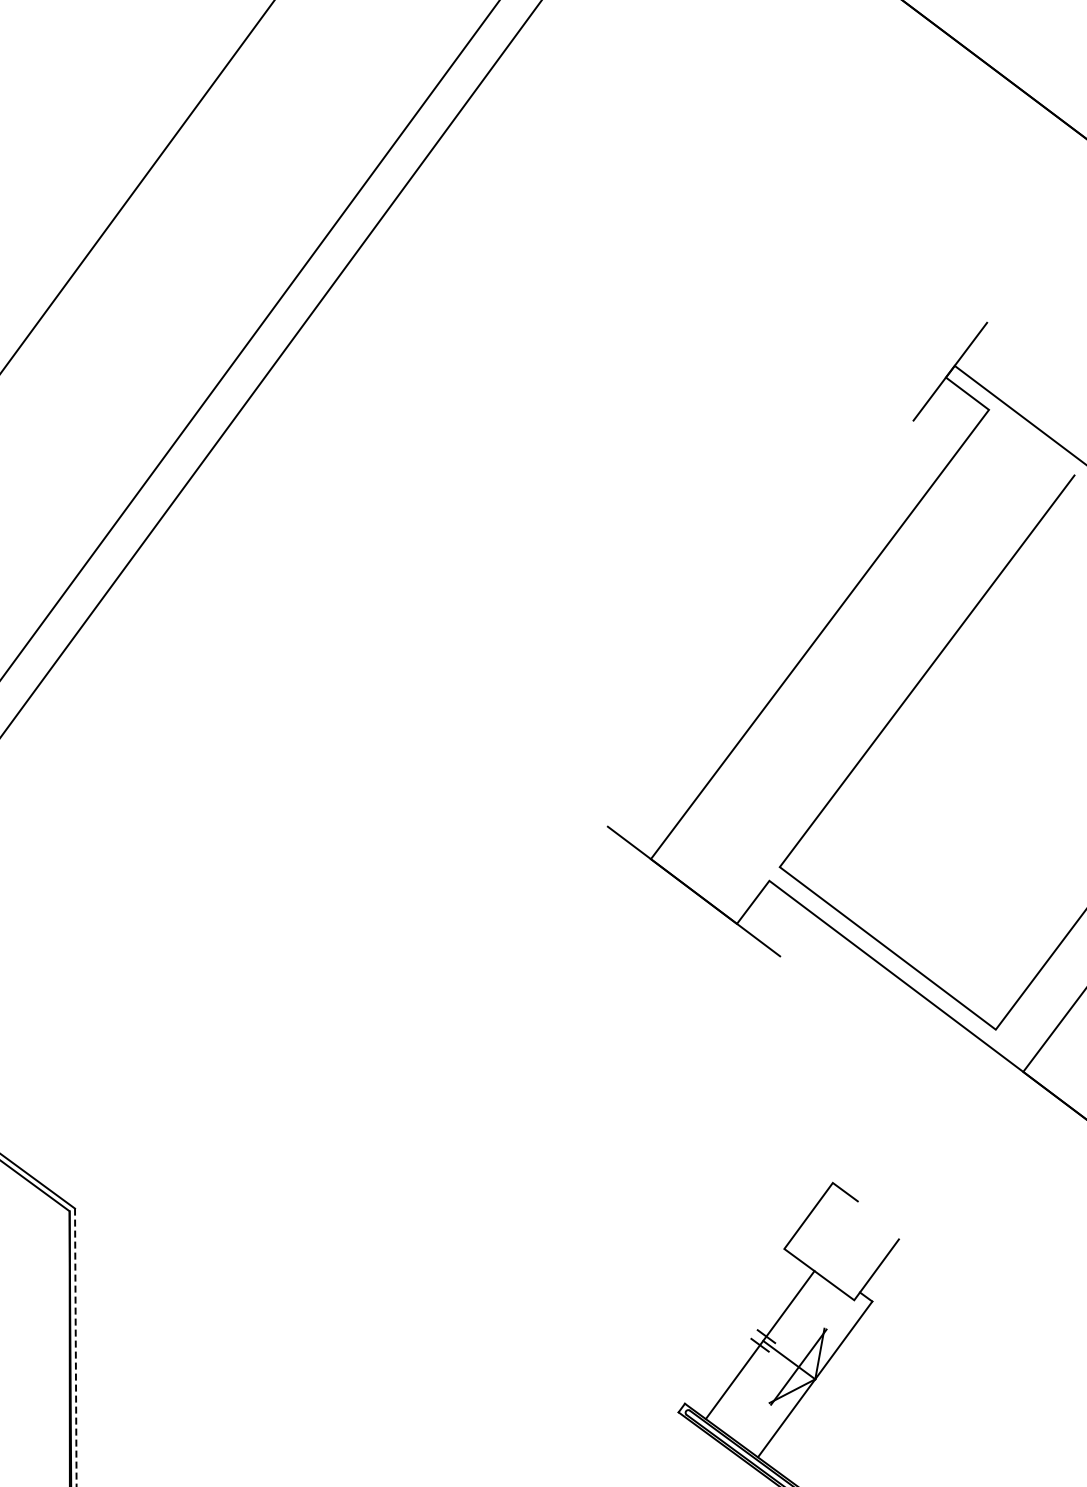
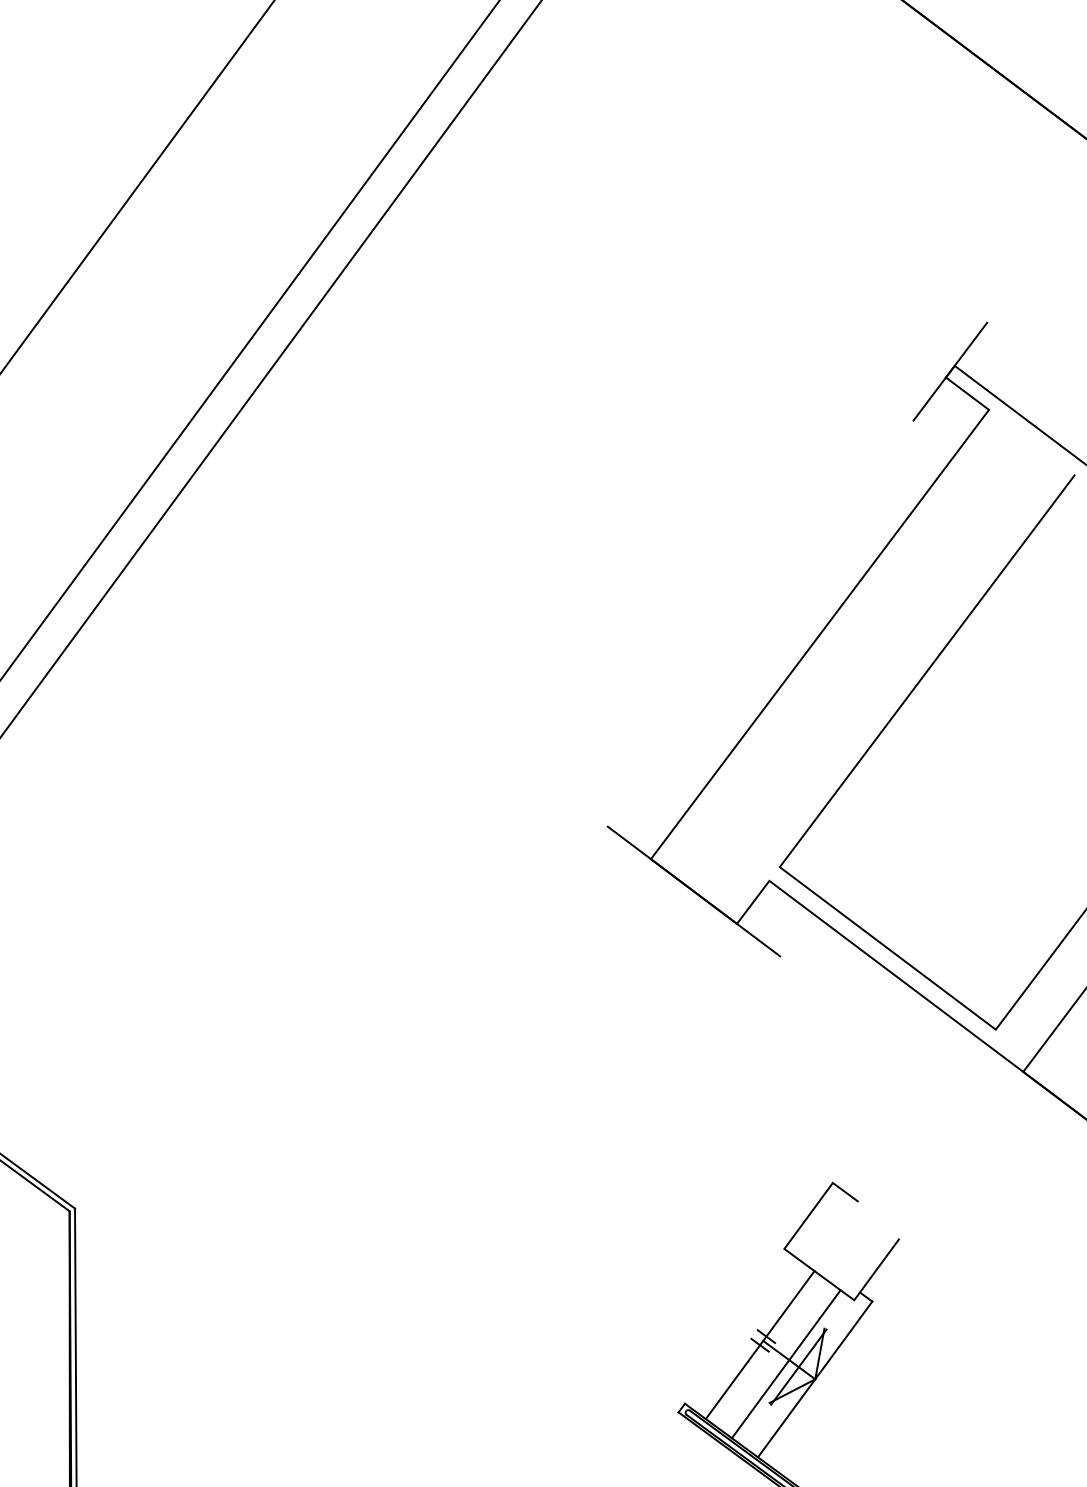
line: dashed -> solid (75, 1347)
line: none -> present (785, 1364)
